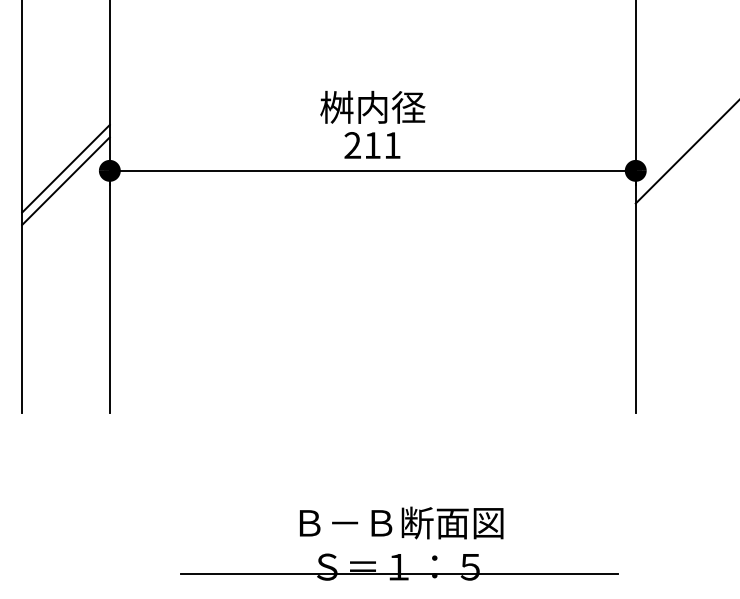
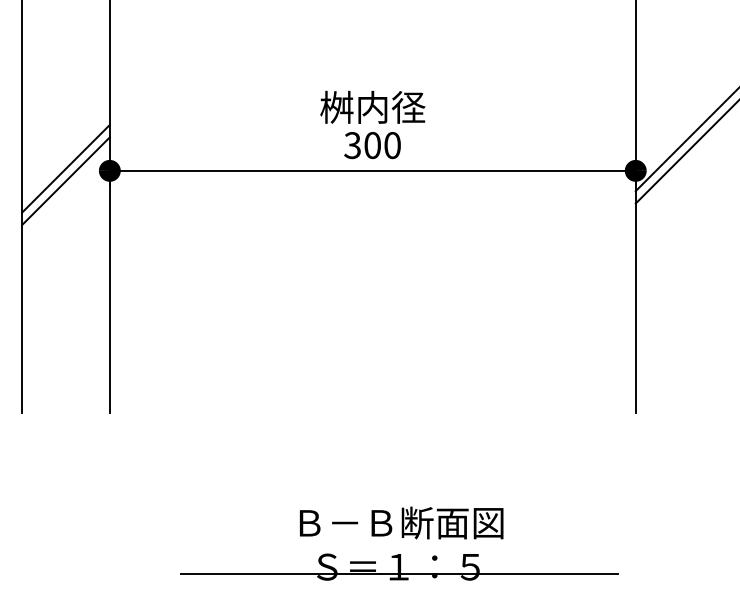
line: none -> present (685, 140)
text: 211 -> 300 (372, 145)
